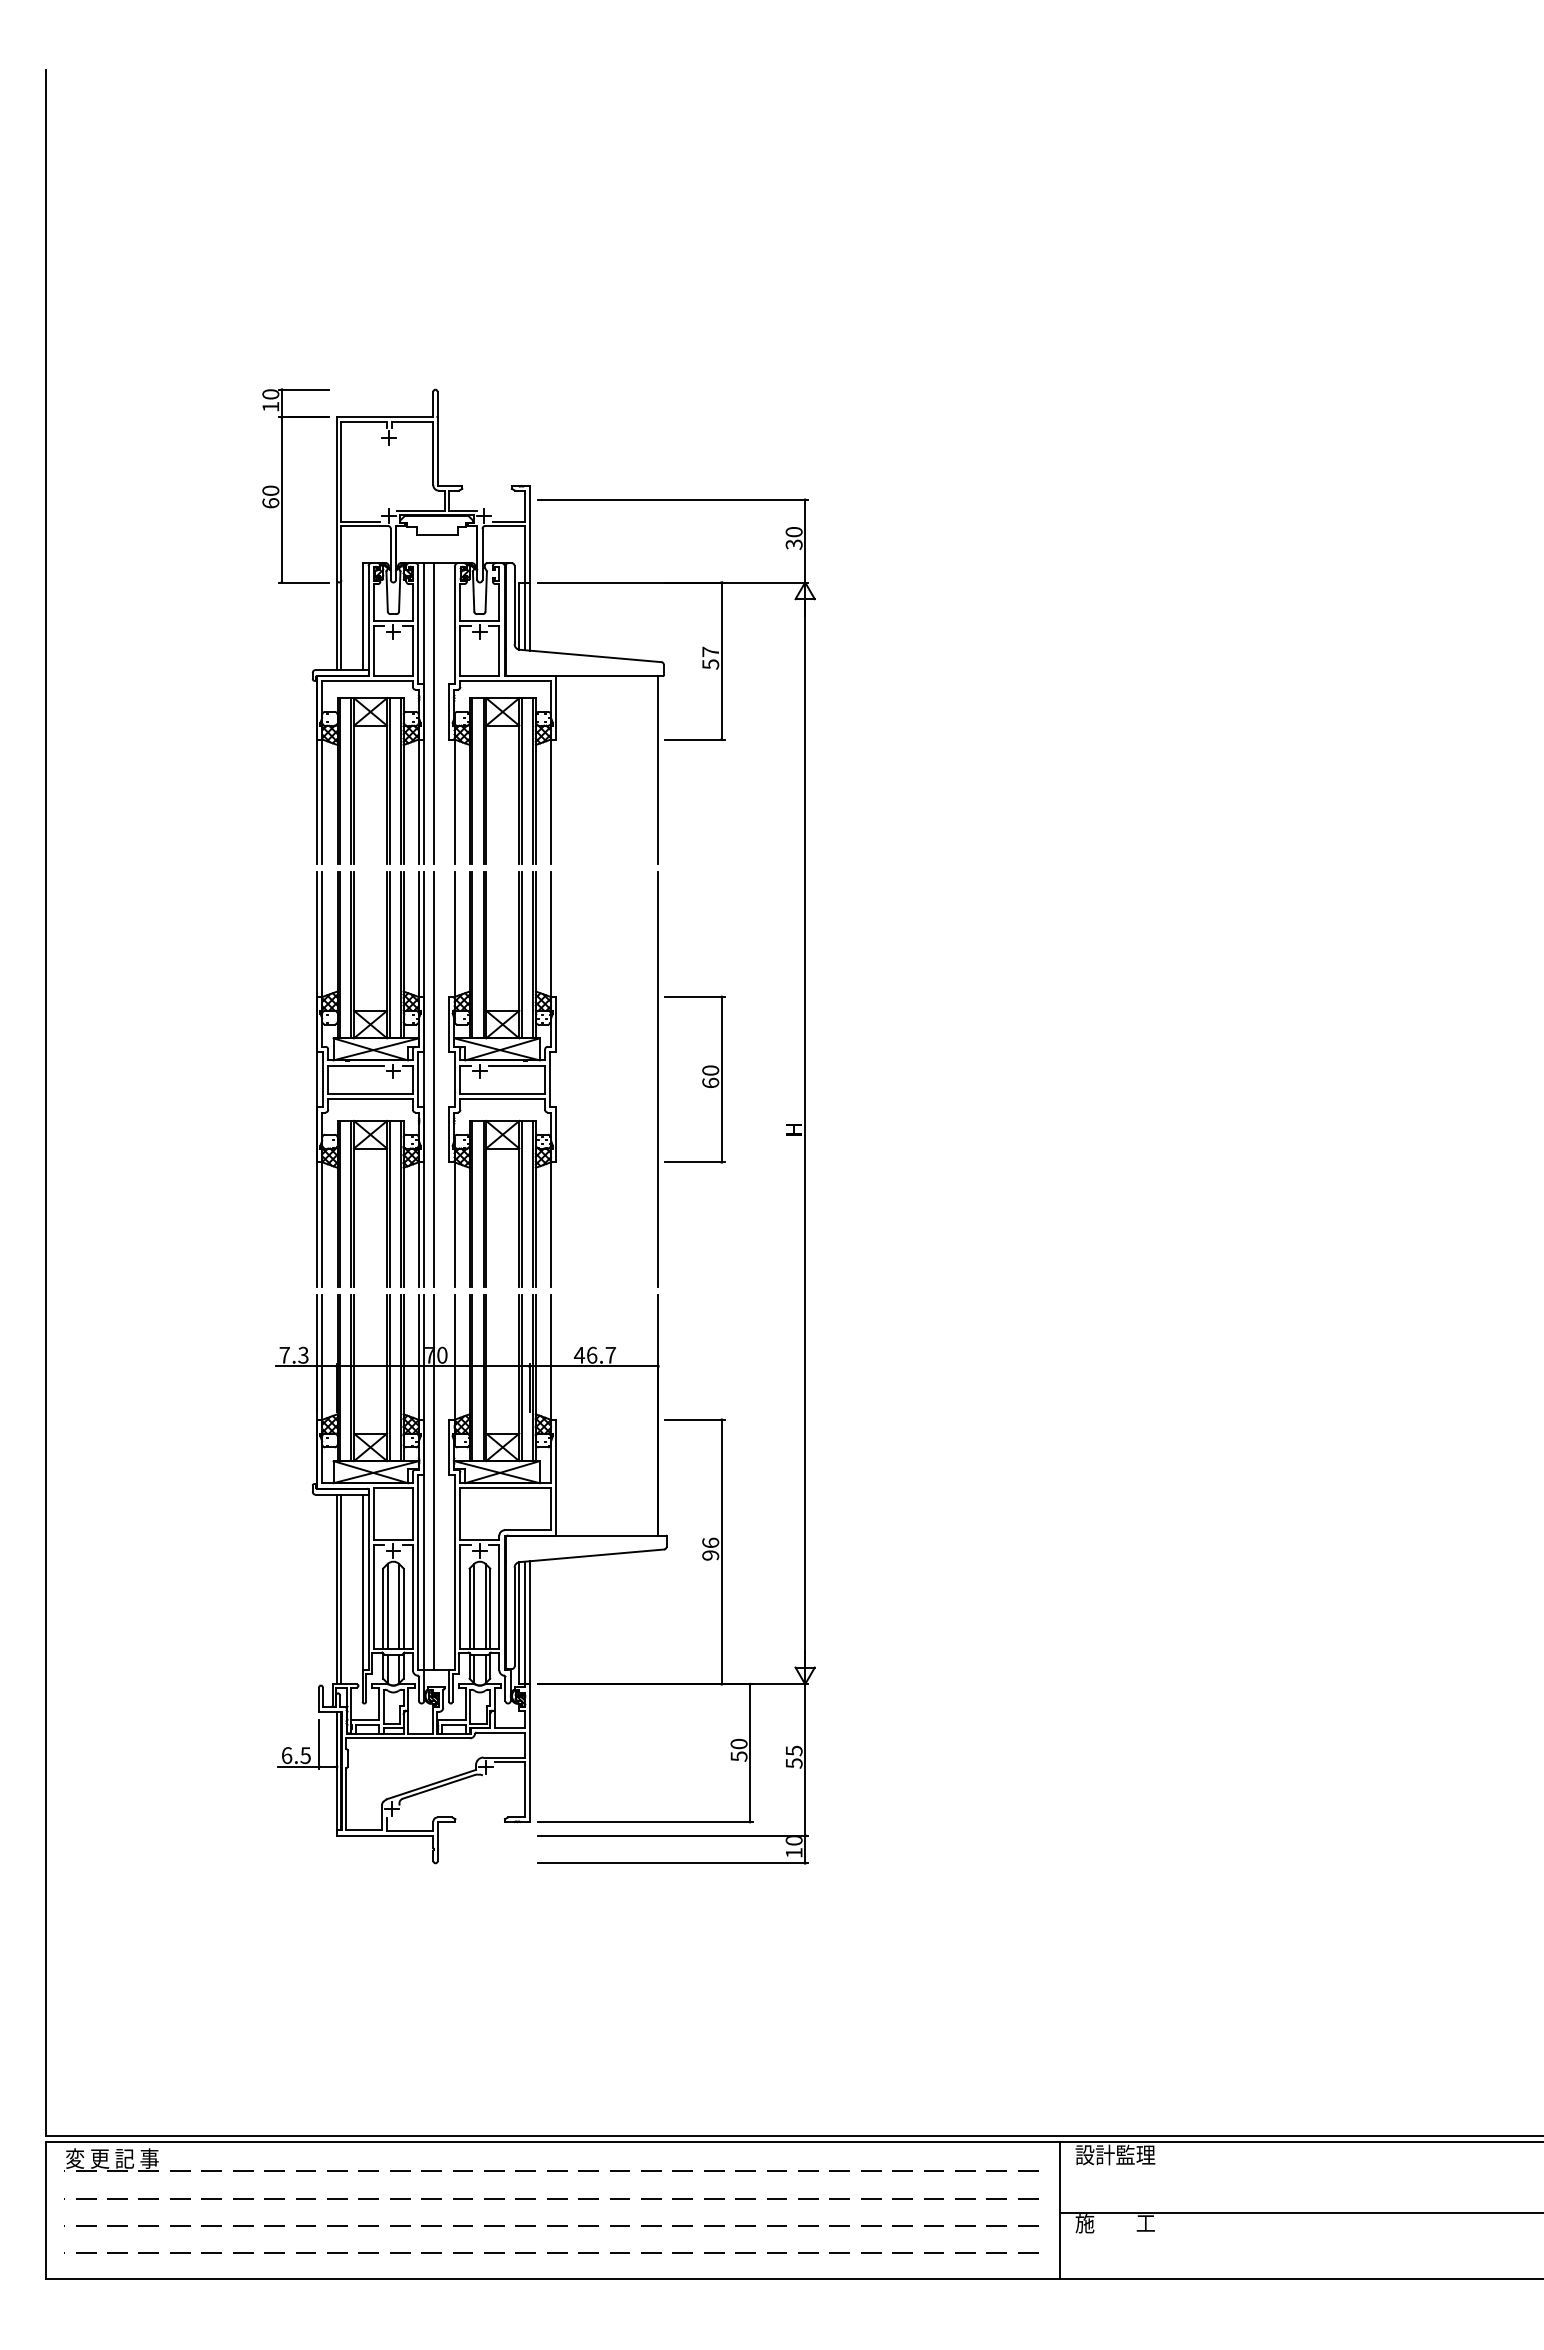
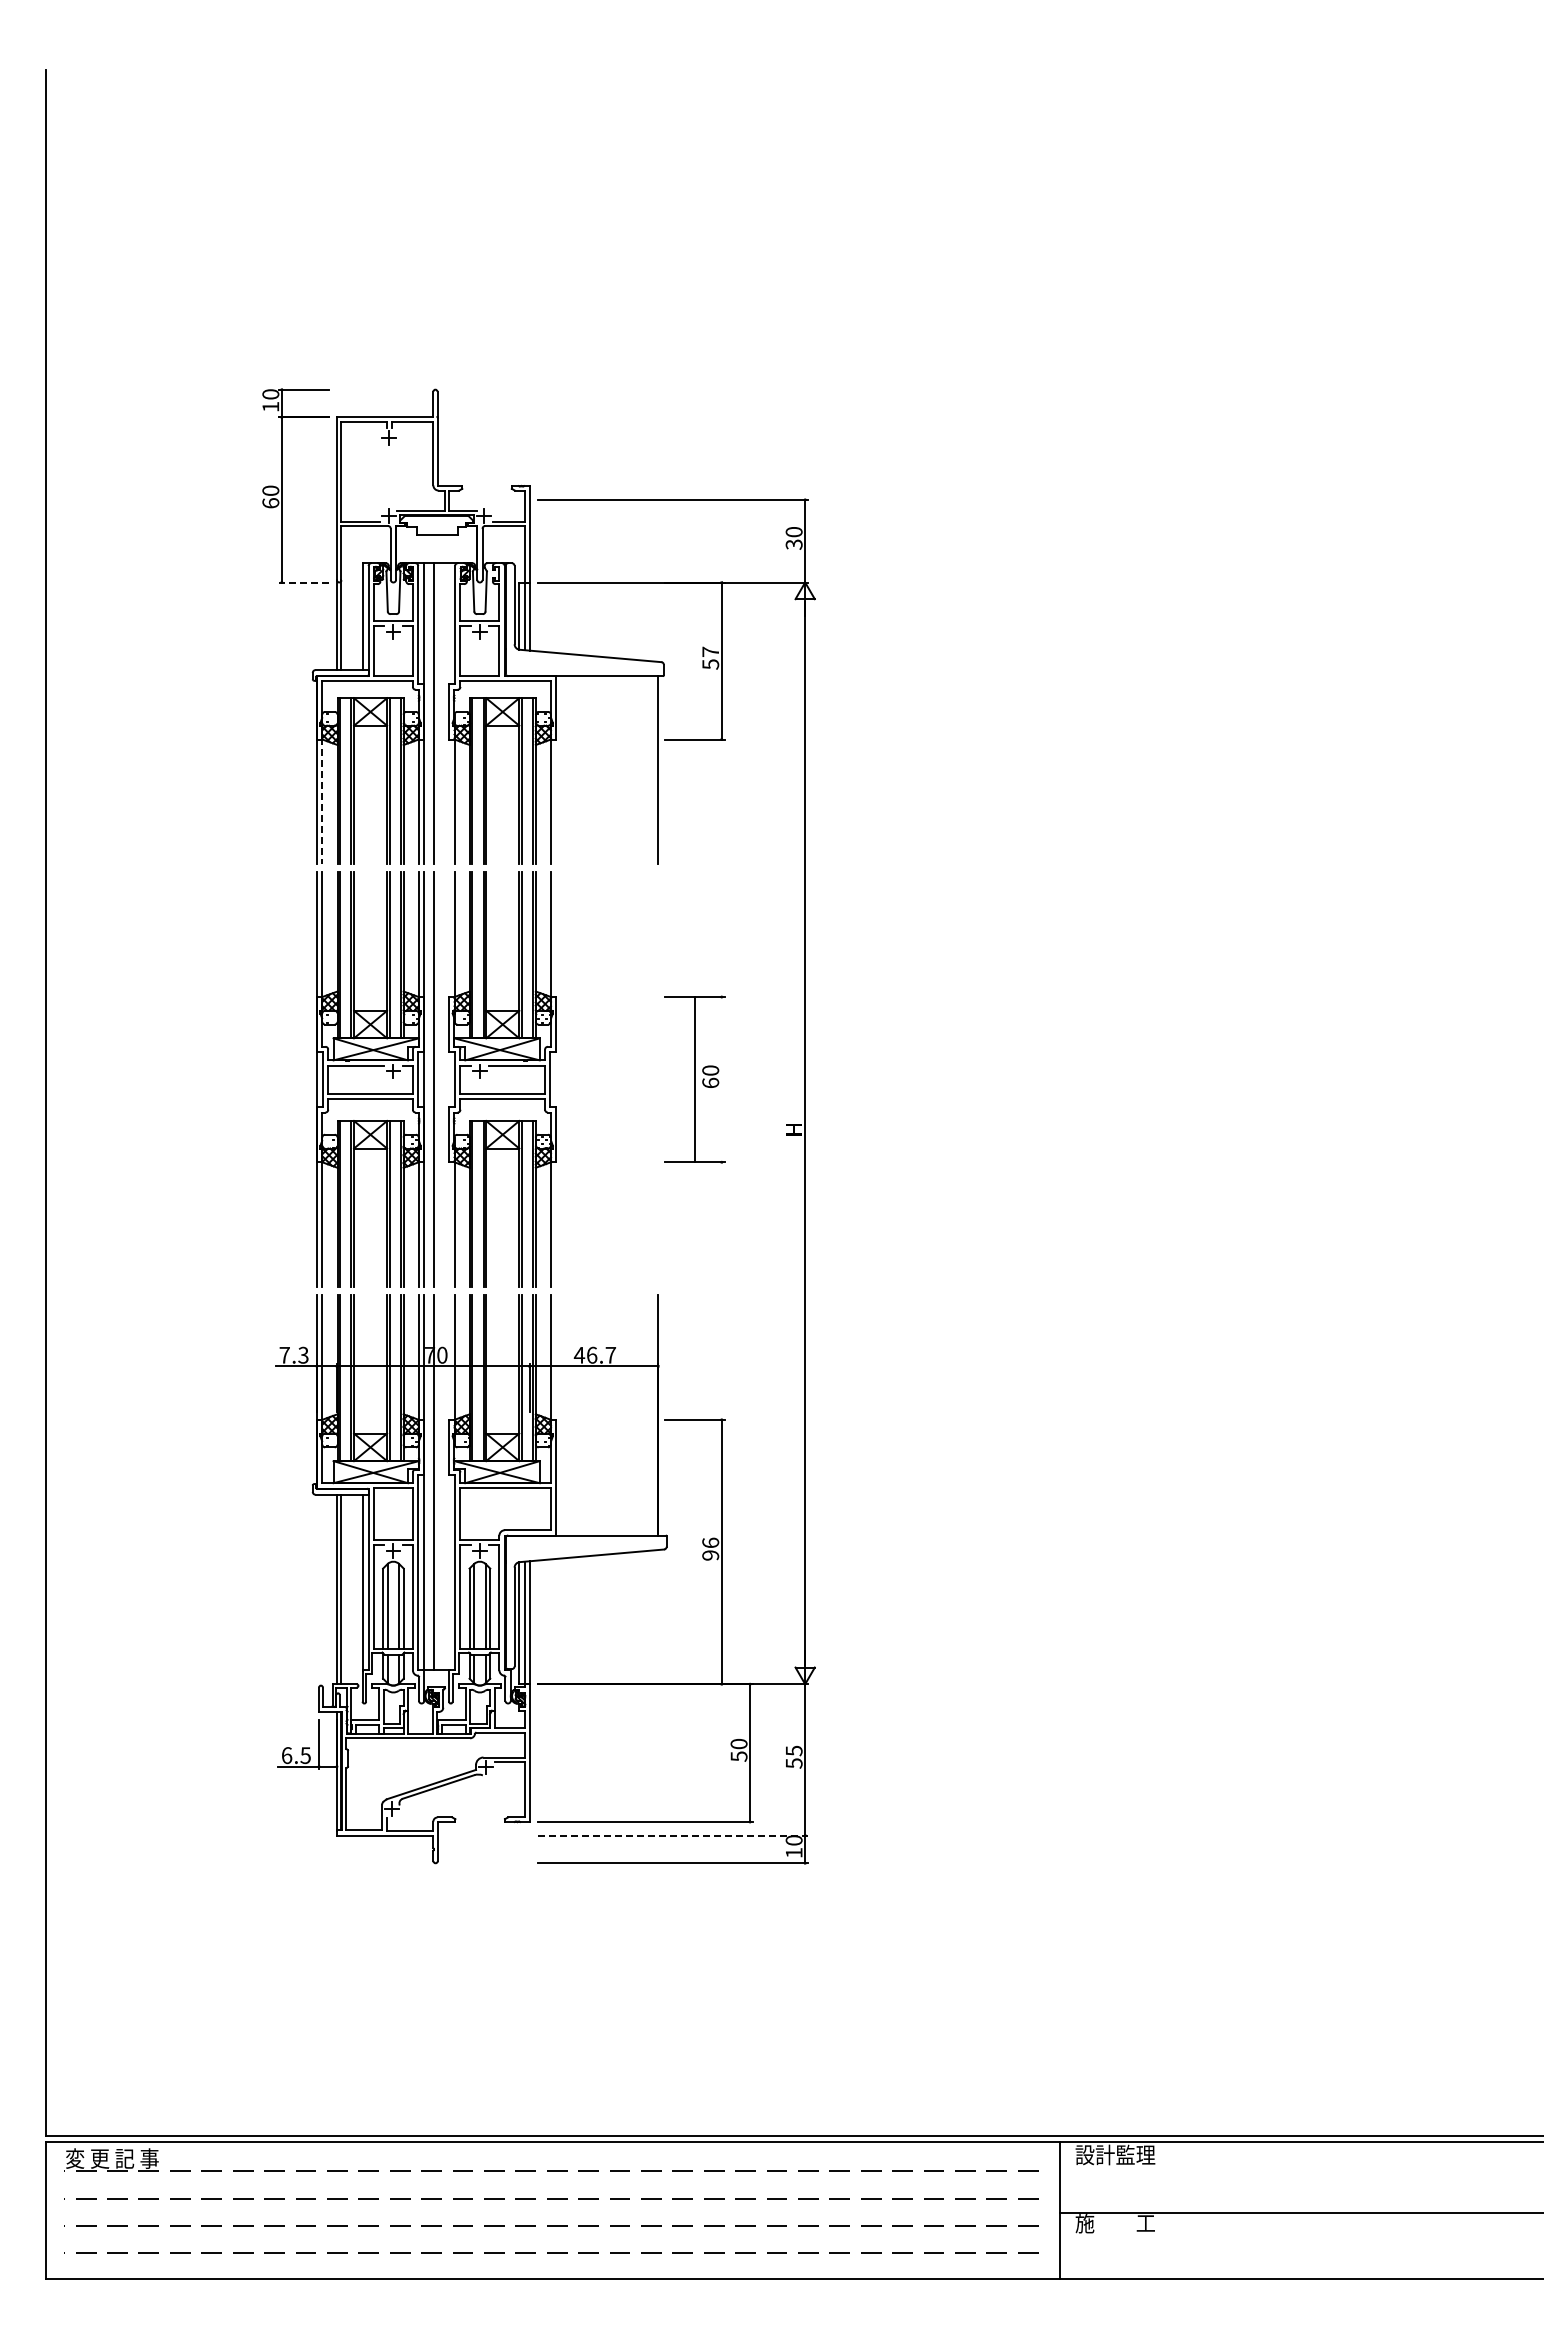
line: solid -> dashed (303, 582)
line: solid -> dashed (322, 801)
line: present -> none (658, 1079)
line position: (721, 1079) -> (694, 1079) (694, 1079)
line: solid -> dashed (672, 1835)
